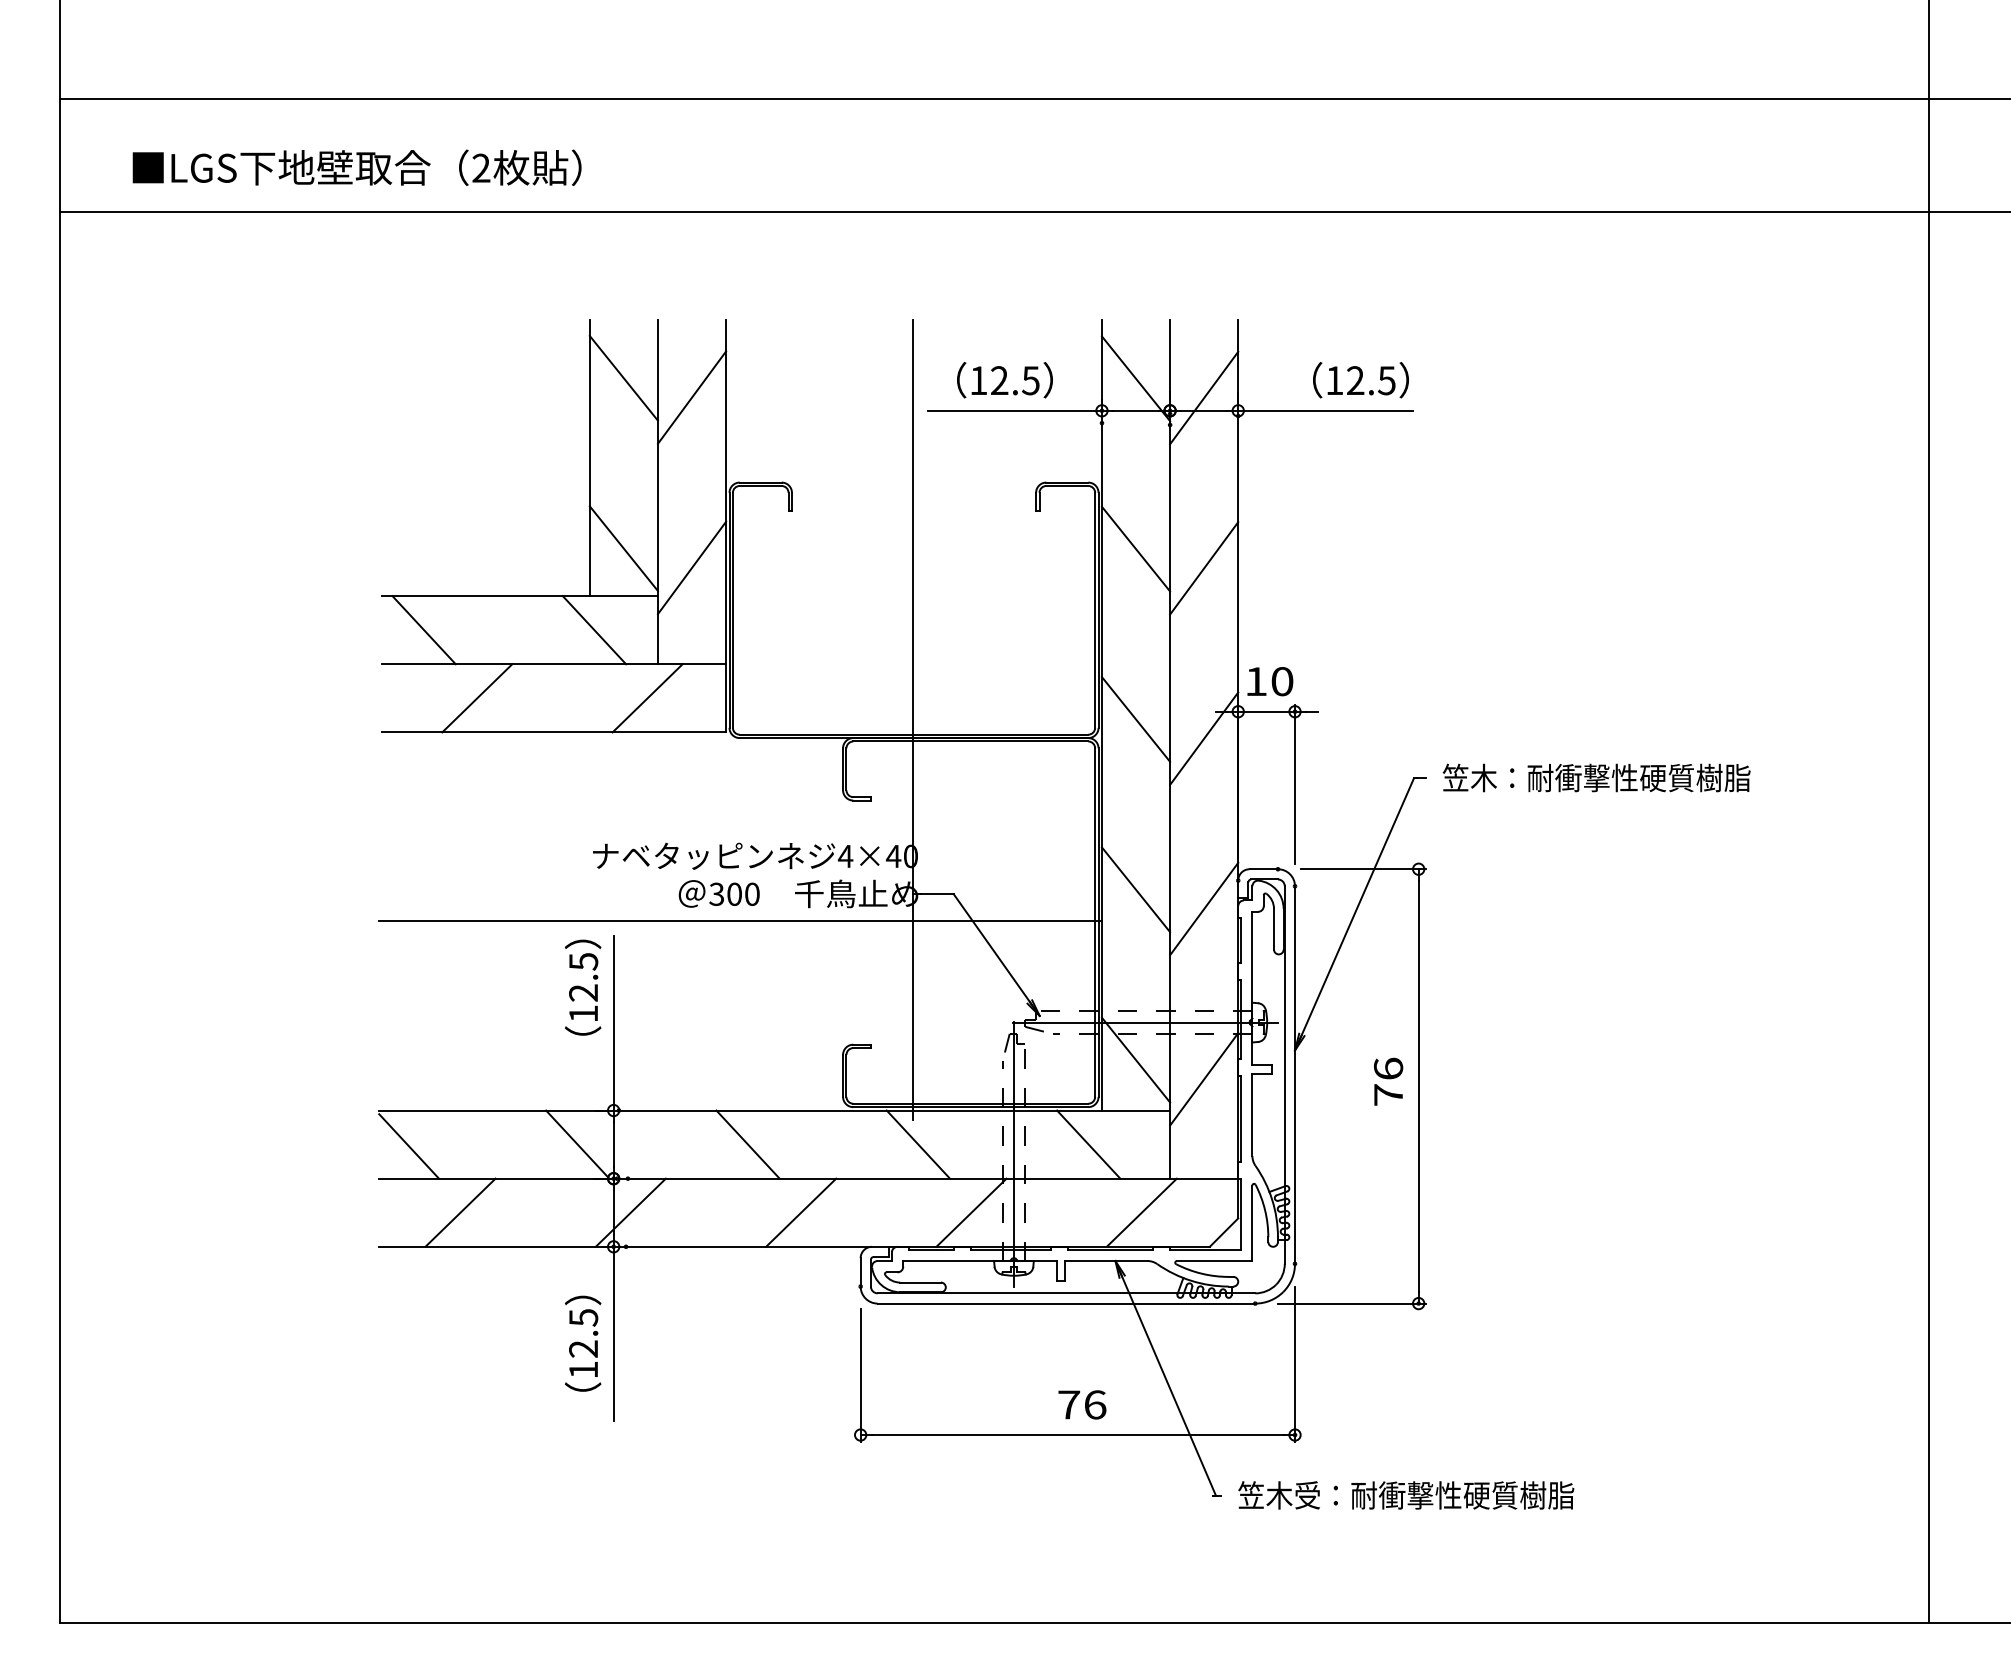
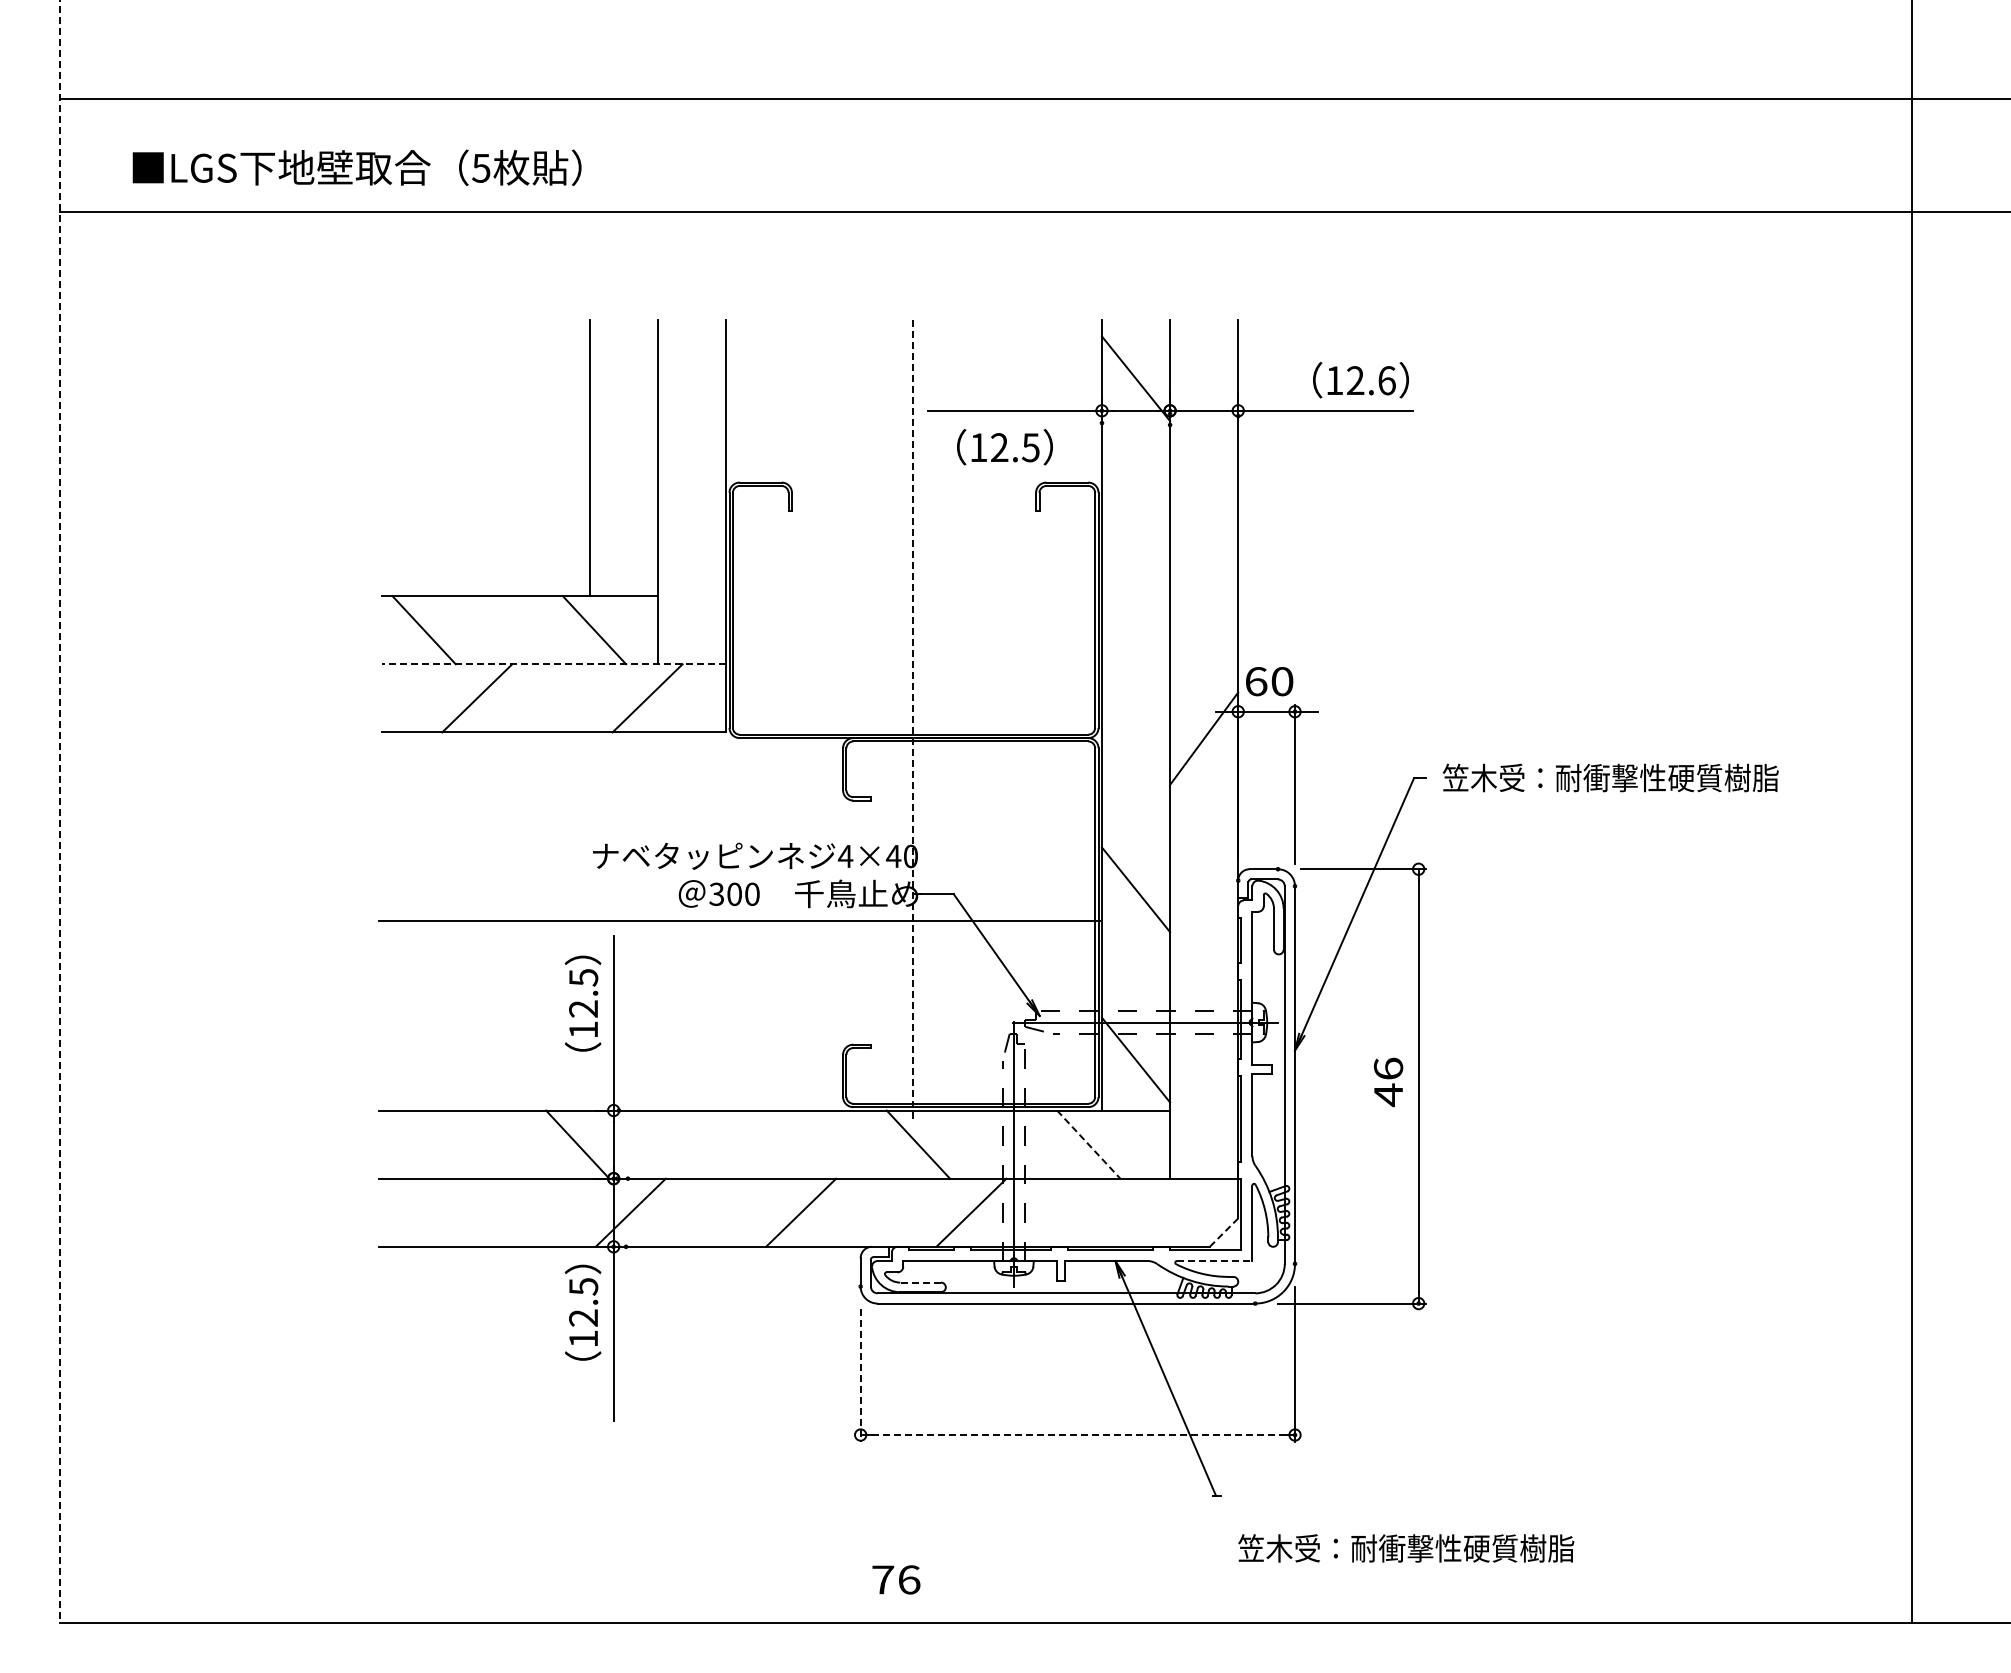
text: 2 -> 5 (481, 167)
line: present -> none (623, 377)
text position: (1004, 380) -> (1004, 447) (1004, 447)
text: 12.5 -> 12.6 (1386, 380)
line: present -> none (691, 397)
line: present -> none (1204, 397)
line: present -> none (623, 548)
line: present -> none (1135, 548)
line: present -> none (691, 567)
line: present -> none (1204, 568)
line: solid -> dashed (553, 664)
text: 10 -> 60 (1256, 681)
line: present -> none (1135, 719)
line: solid -> dashed (912, 720)
text: 笠木：耐衝撃性硬質樹脂 -> 笠木受：耐衝撃性硬質樹脂 (1638, 777)
line: solid -> dashed (60, 811)
line position: (1929, 812) -> (1912, 812) (1912, 812)
line: present -> none (1204, 908)
text position: (583, 987) -> (583, 1003) (583, 1003)
line: present -> none (1204, 1079)
text: 76 -> 46 (1388, 1095)
line: present -> none (747, 1144)
line: solid -> dashed (1089, 1144)
line: present -> none (409, 1146)
line: present -> none (460, 1212)
line: present -> none (1141, 1212)
line: solid -> dashed (1223, 1232)
line: solid -> dashed (1214, 1261)
line: solid -> dashed (920, 1282)
text position: (582, 1343) -> (582, 1312) (582, 1312)
line: solid -> dashed (860, 1376)
text position: (1082, 1404) -> (896, 1579) (896, 1579)
line: solid -> dashed (1077, 1435)
text position: (1406, 1495) -> (1406, 1548) (1406, 1548)
